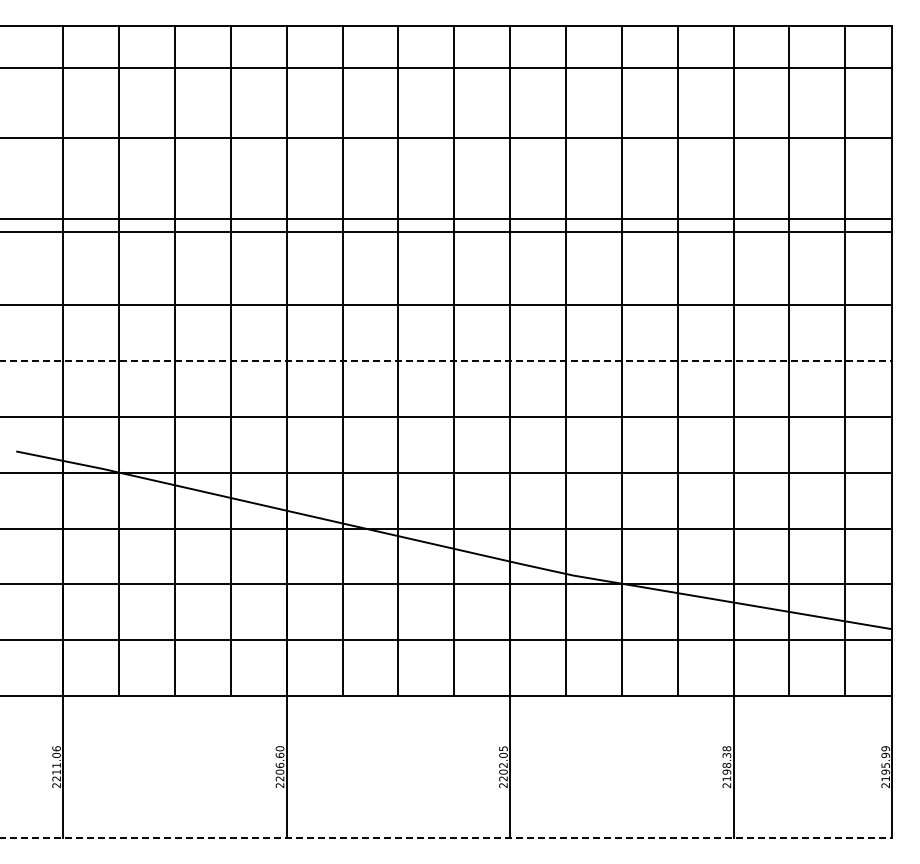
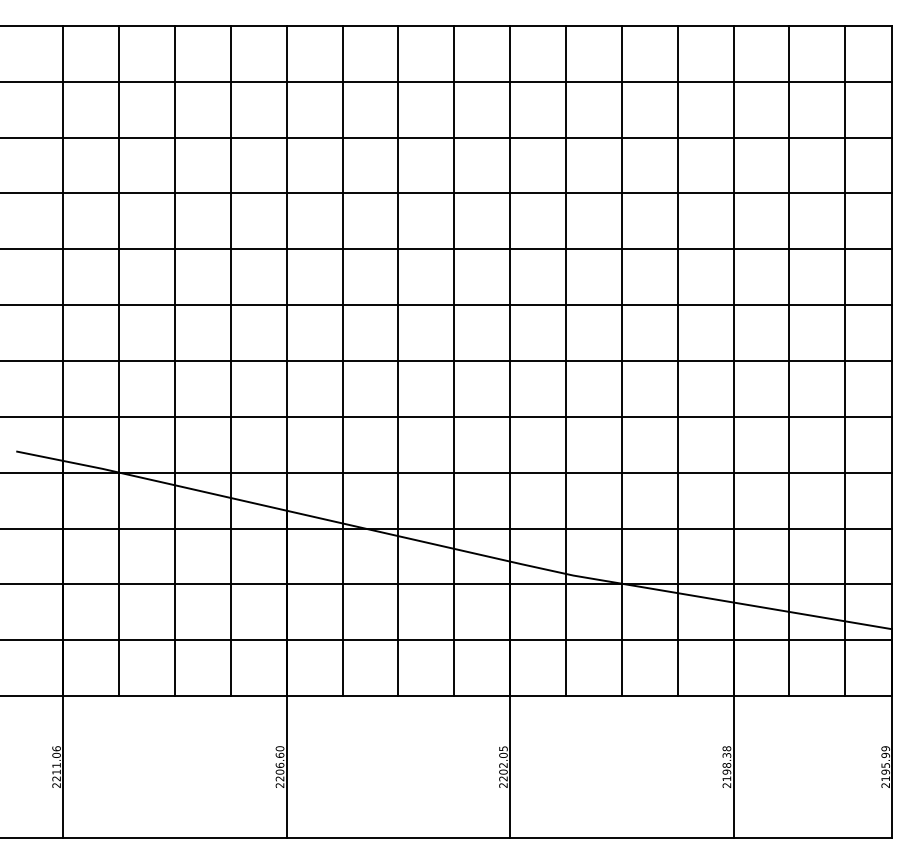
line position: (447, 67) -> (447, 81) (447, 81)
line position: (447, 219) -> (447, 193) (447, 193)
line position: (447, 232) -> (447, 249) (447, 249)
line: dashed -> solid (446, 361)
line: dashed -> solid (446, 838)
